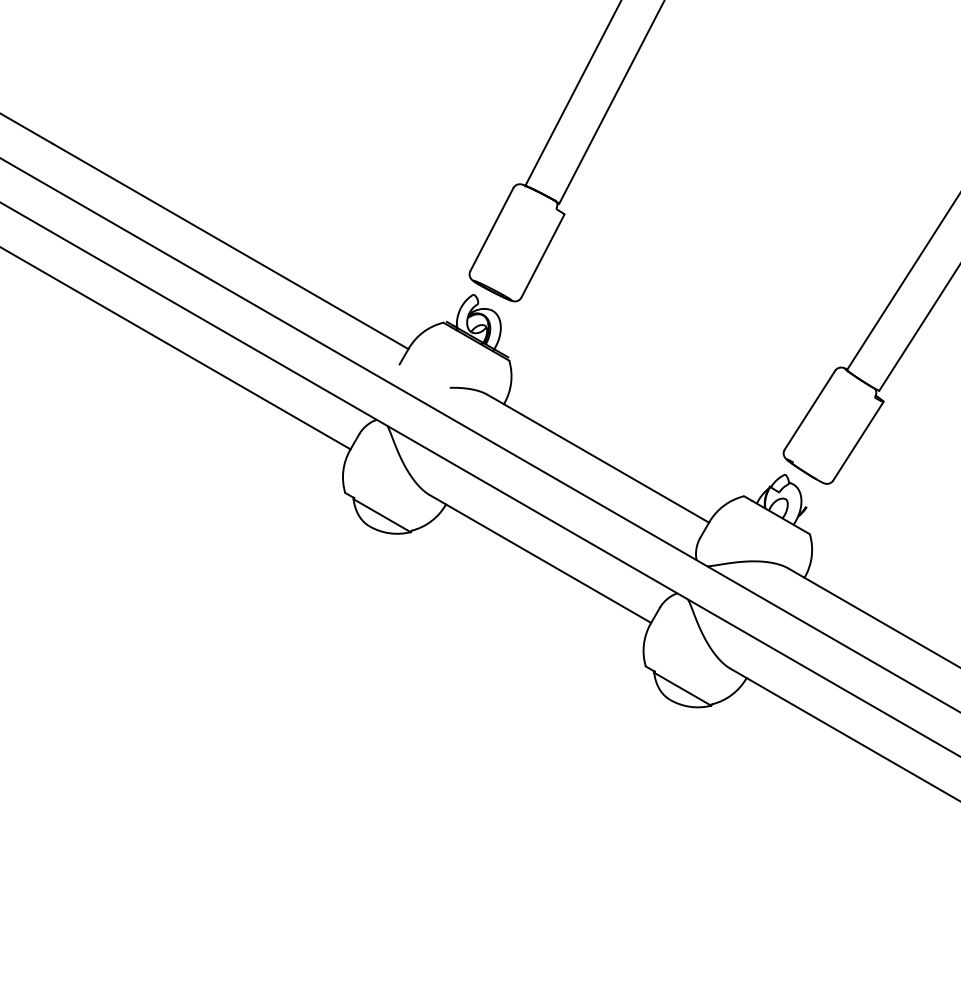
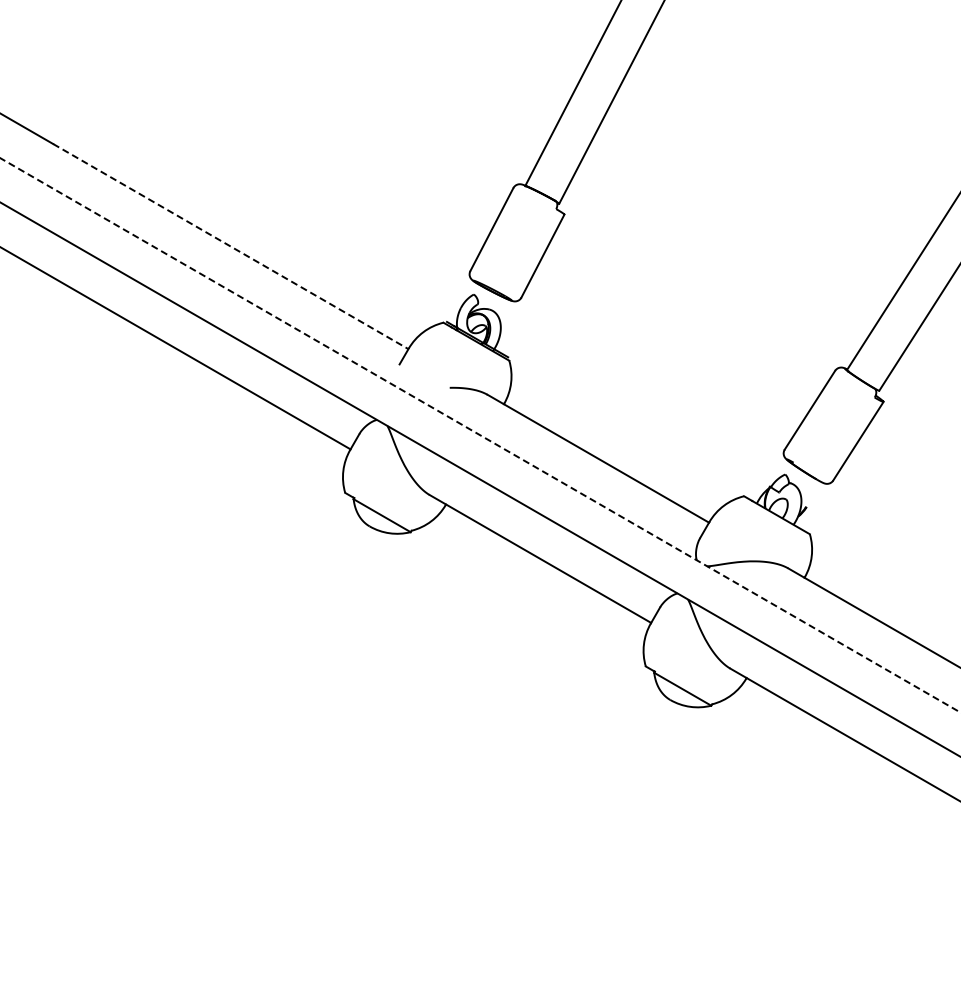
line: solid -> dashed (231, 246)
line: solid -> dashed (480, 435)
